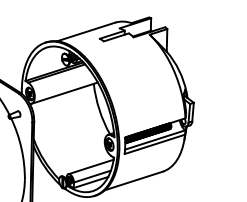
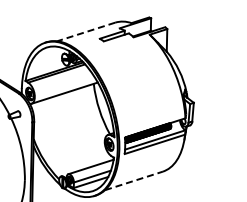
line: solid -> dashed (85, 32)
line: solid -> dashed (134, 180)
